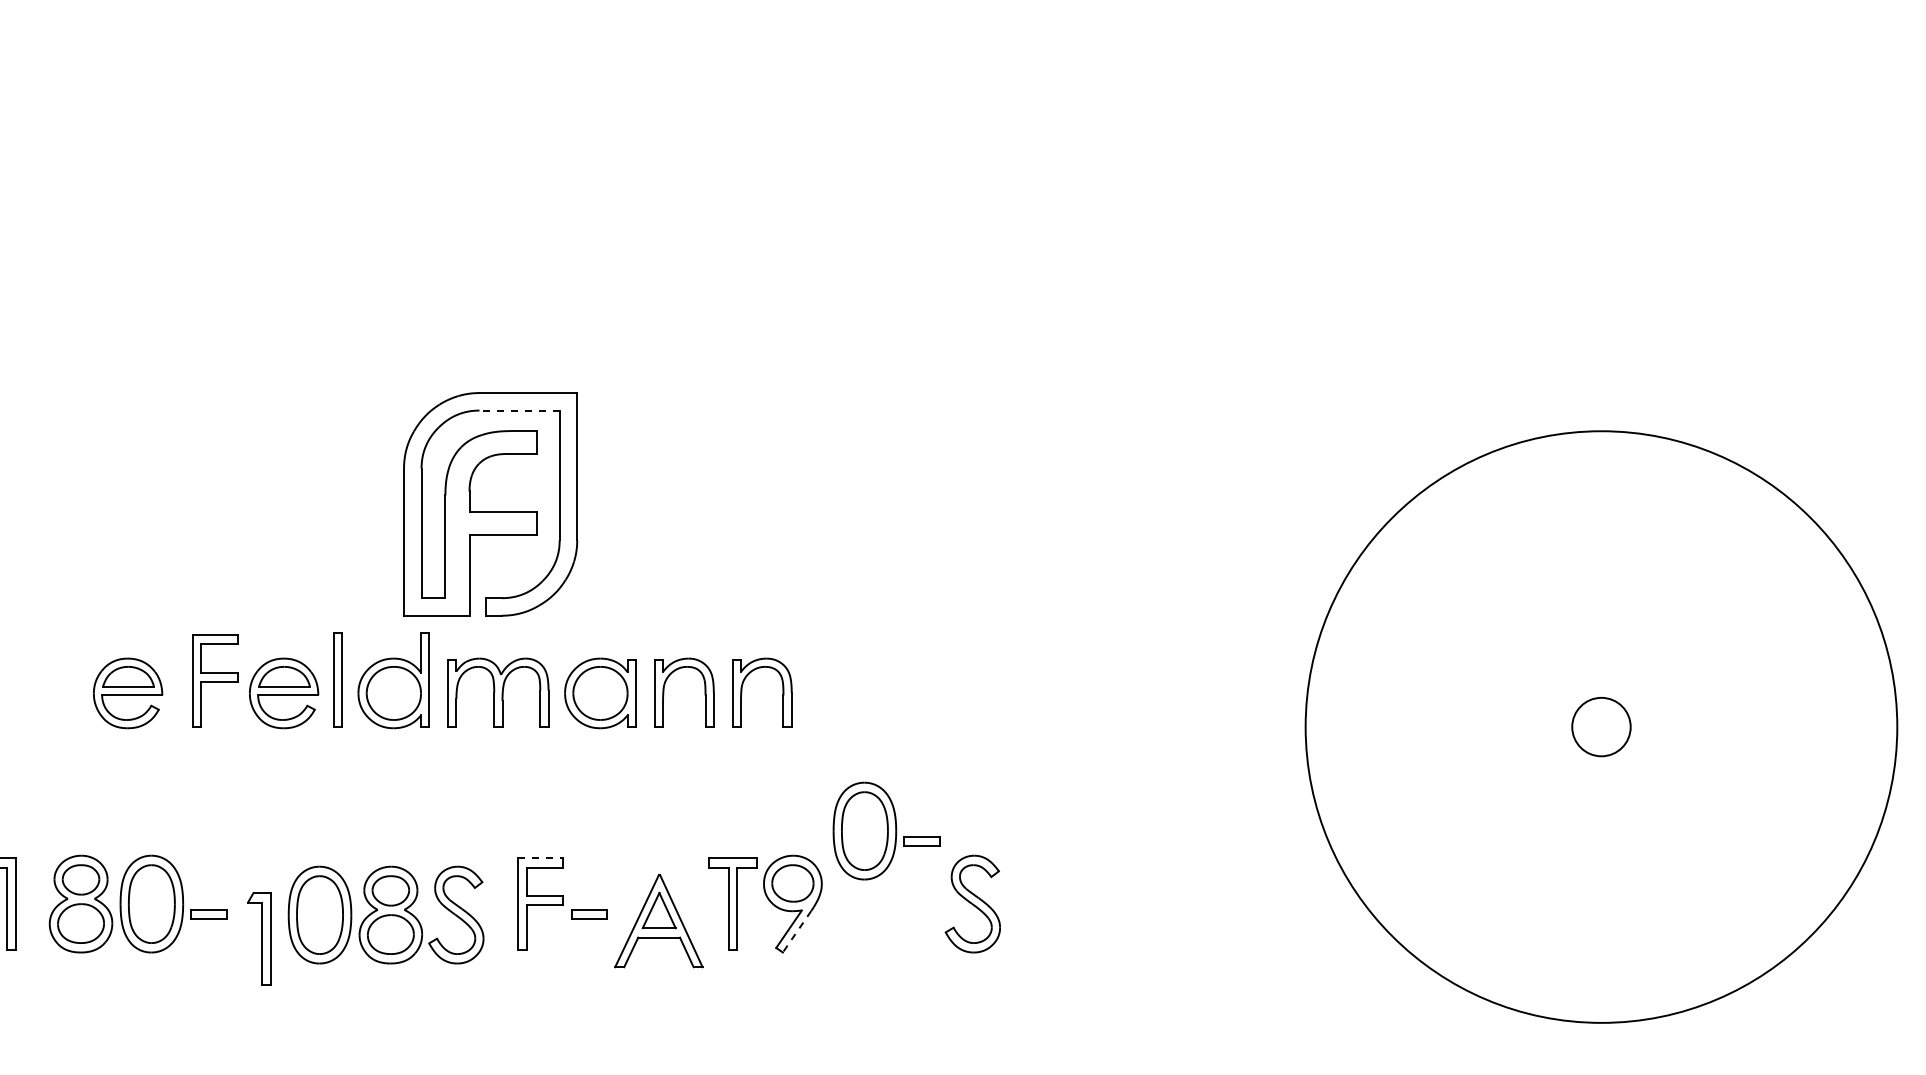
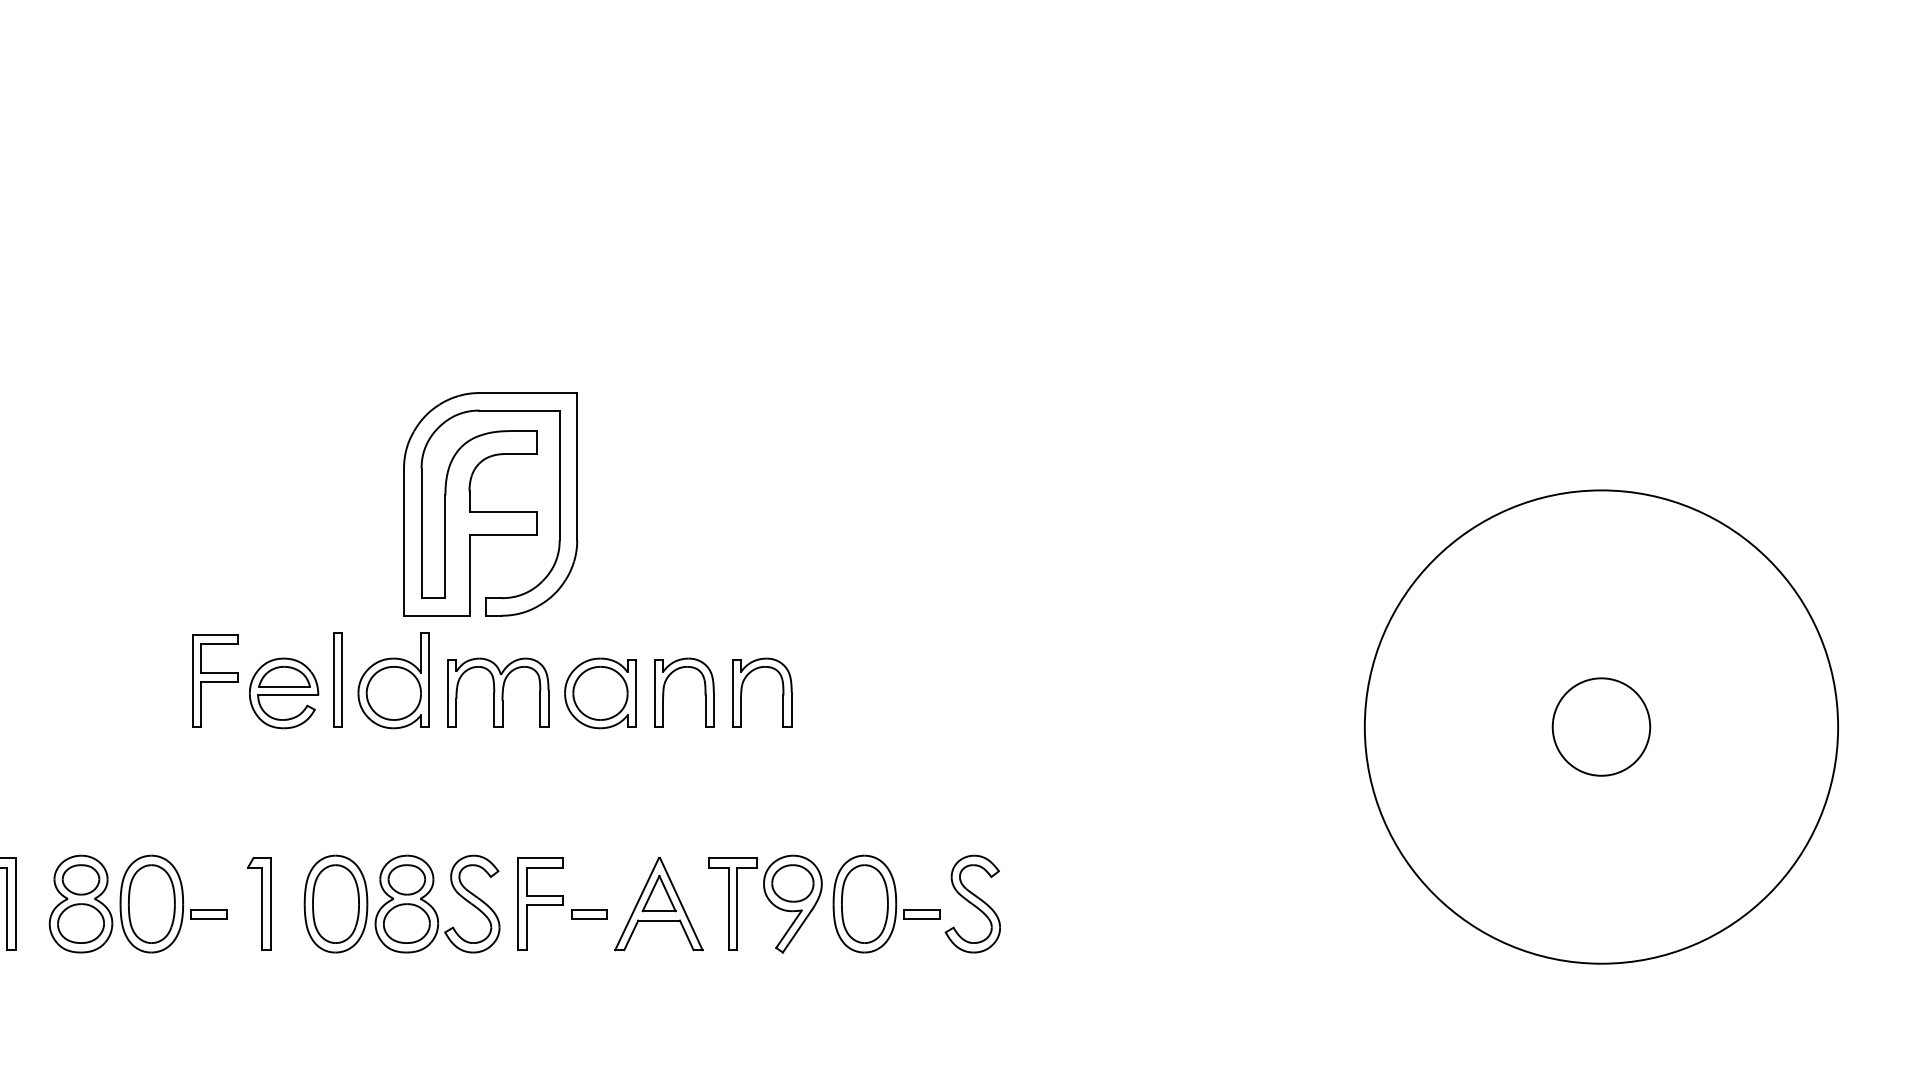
line: dashed -> solid (519, 410)
part: present -> none (128, 693)
circle diameter: 58 px -> 97 px (1601, 726)
circle diameter: 592 px -> 473 px (1601, 726)
part position: (886, 830) -> (886, 903) (886, 903)
line: dashed -> solid (541, 858)
part position: (385, 914) -> (401, 903) (401, 903)
part position: (658, 921) -> (658, 904) (658, 904)
line: dashed -> solid (796, 932)
part position: (259, 938) -> (259, 903) (259, 903)
